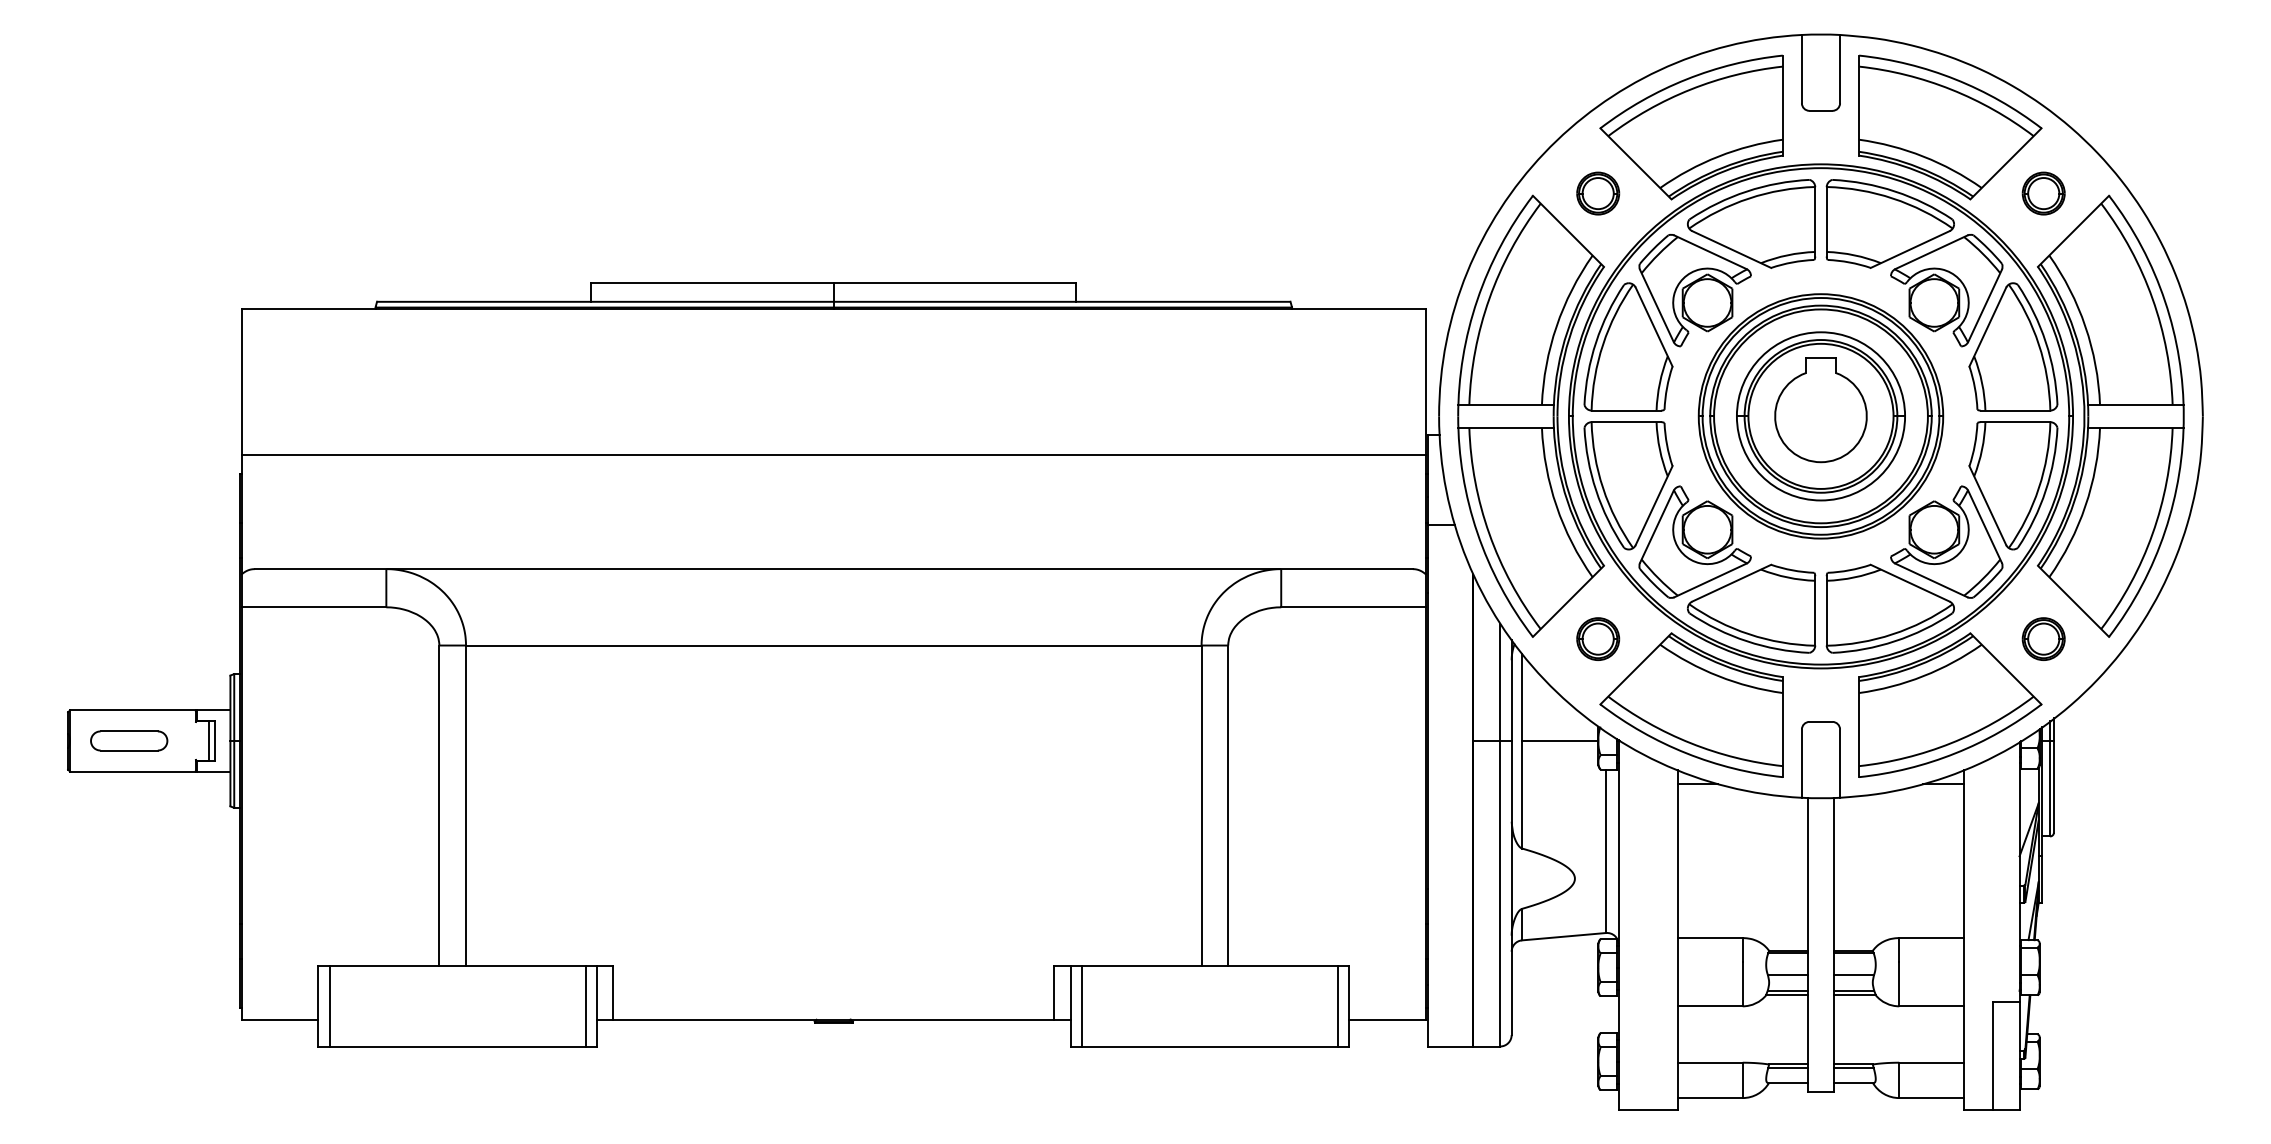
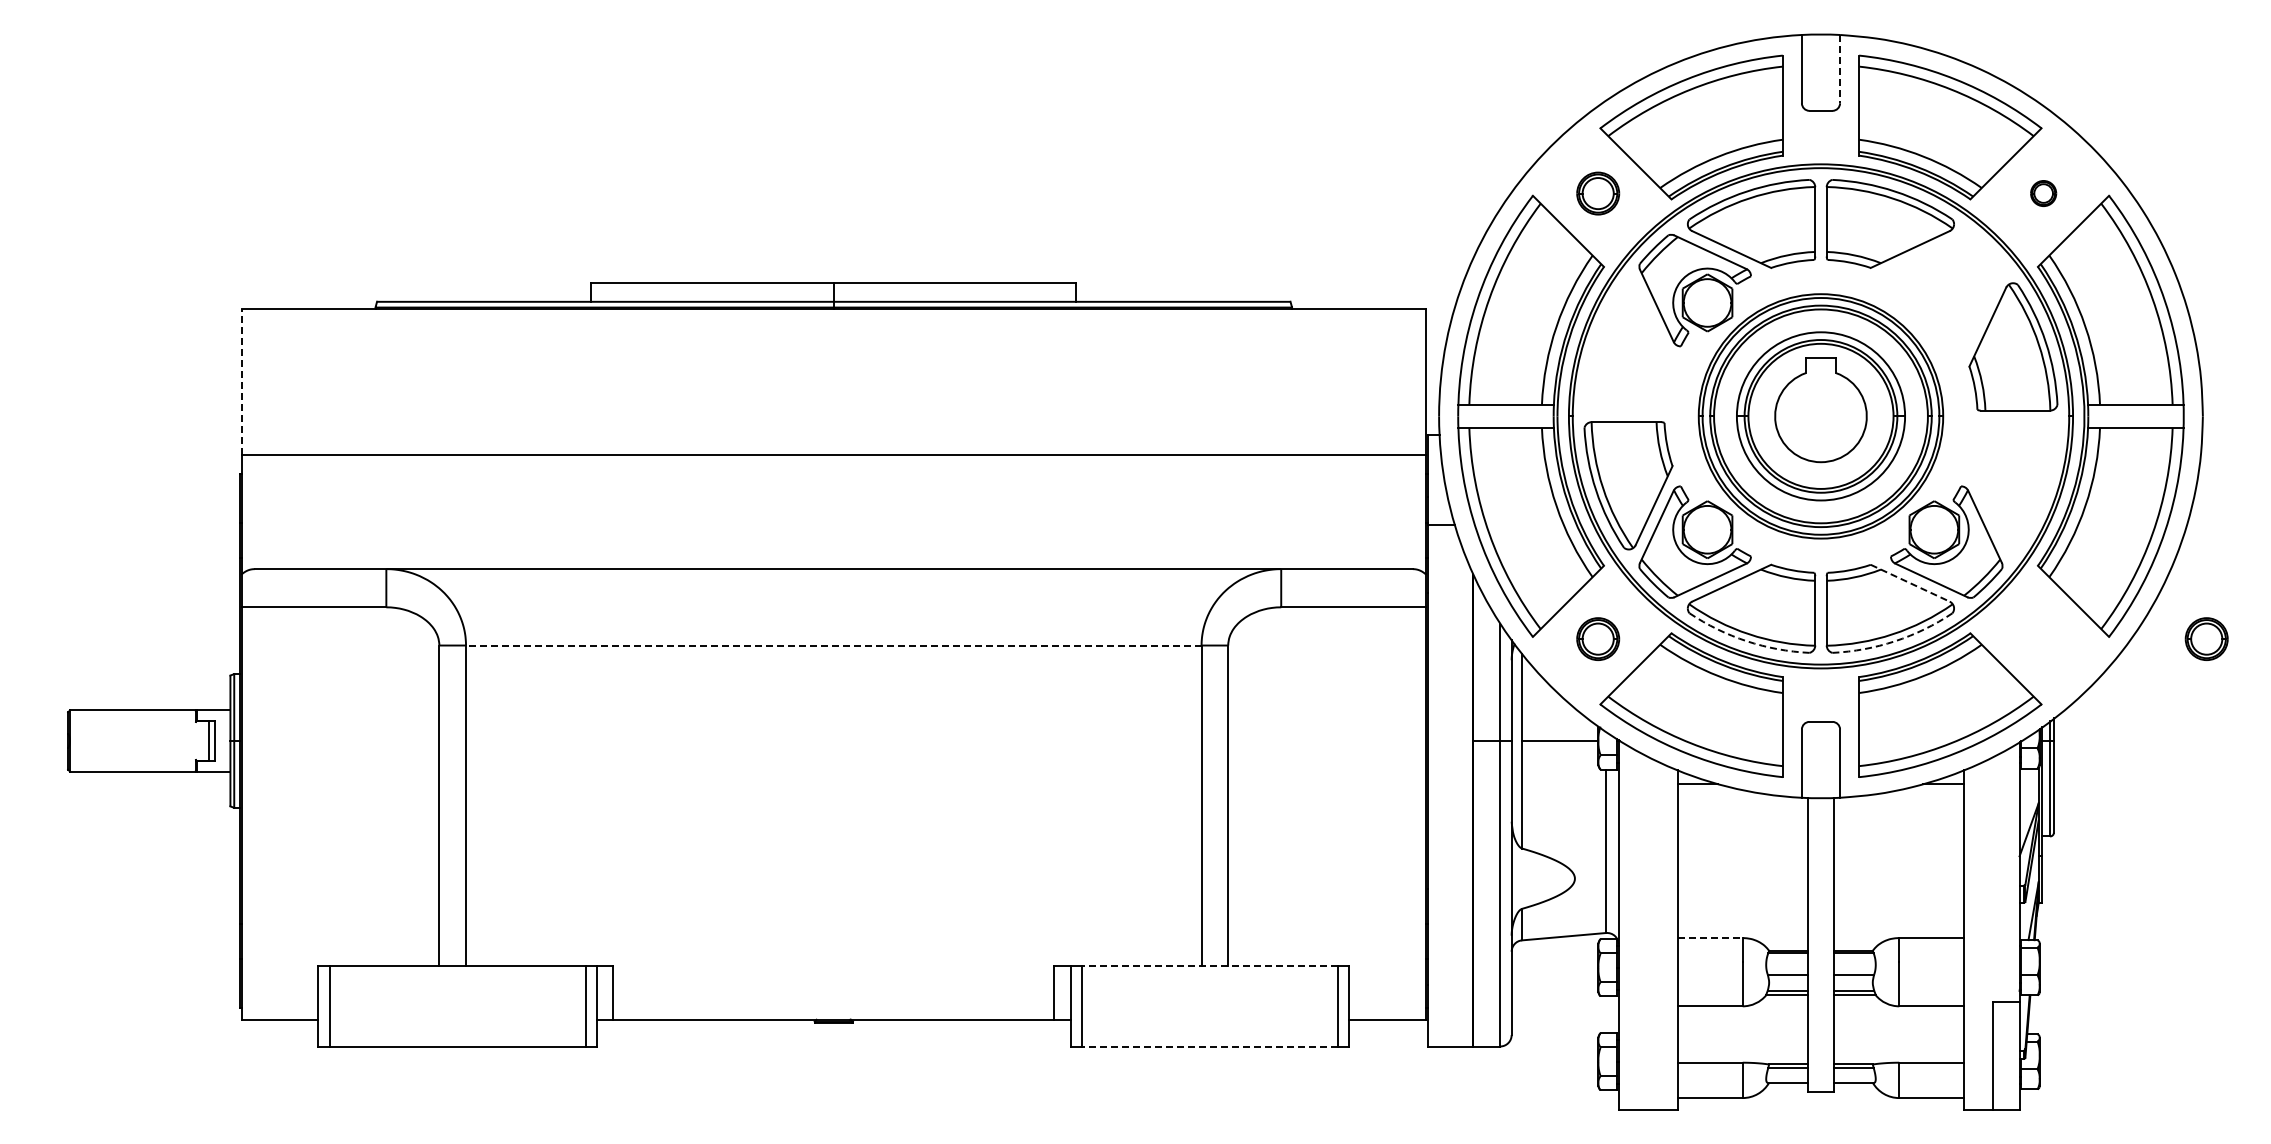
line: solid -> dashed (1840, 69)
part size: 45x45 px -> 28x27 px (2043, 193)
part: present -> none (1946, 290)
part: present -> none (1628, 346)
line: solid -> dashed (241, 382)
part: present -> none (2013, 485)
line: solid -> dashed (1910, 583)
part position: (2043, 638) -> (2206, 638) (2206, 638)
arc: solid -> dashed (1746, 641)
arc: solid -> dashed (1895, 641)
line: solid -> dashed (833, 645)
part: present -> none (129, 740)
line: solid -> dashed (1710, 938)
line: solid -> dashed (1209, 966)
line: solid -> dashed (1209, 1046)
